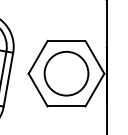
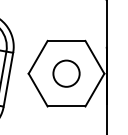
circle diameter: 44 px -> 26 px (66, 73)
